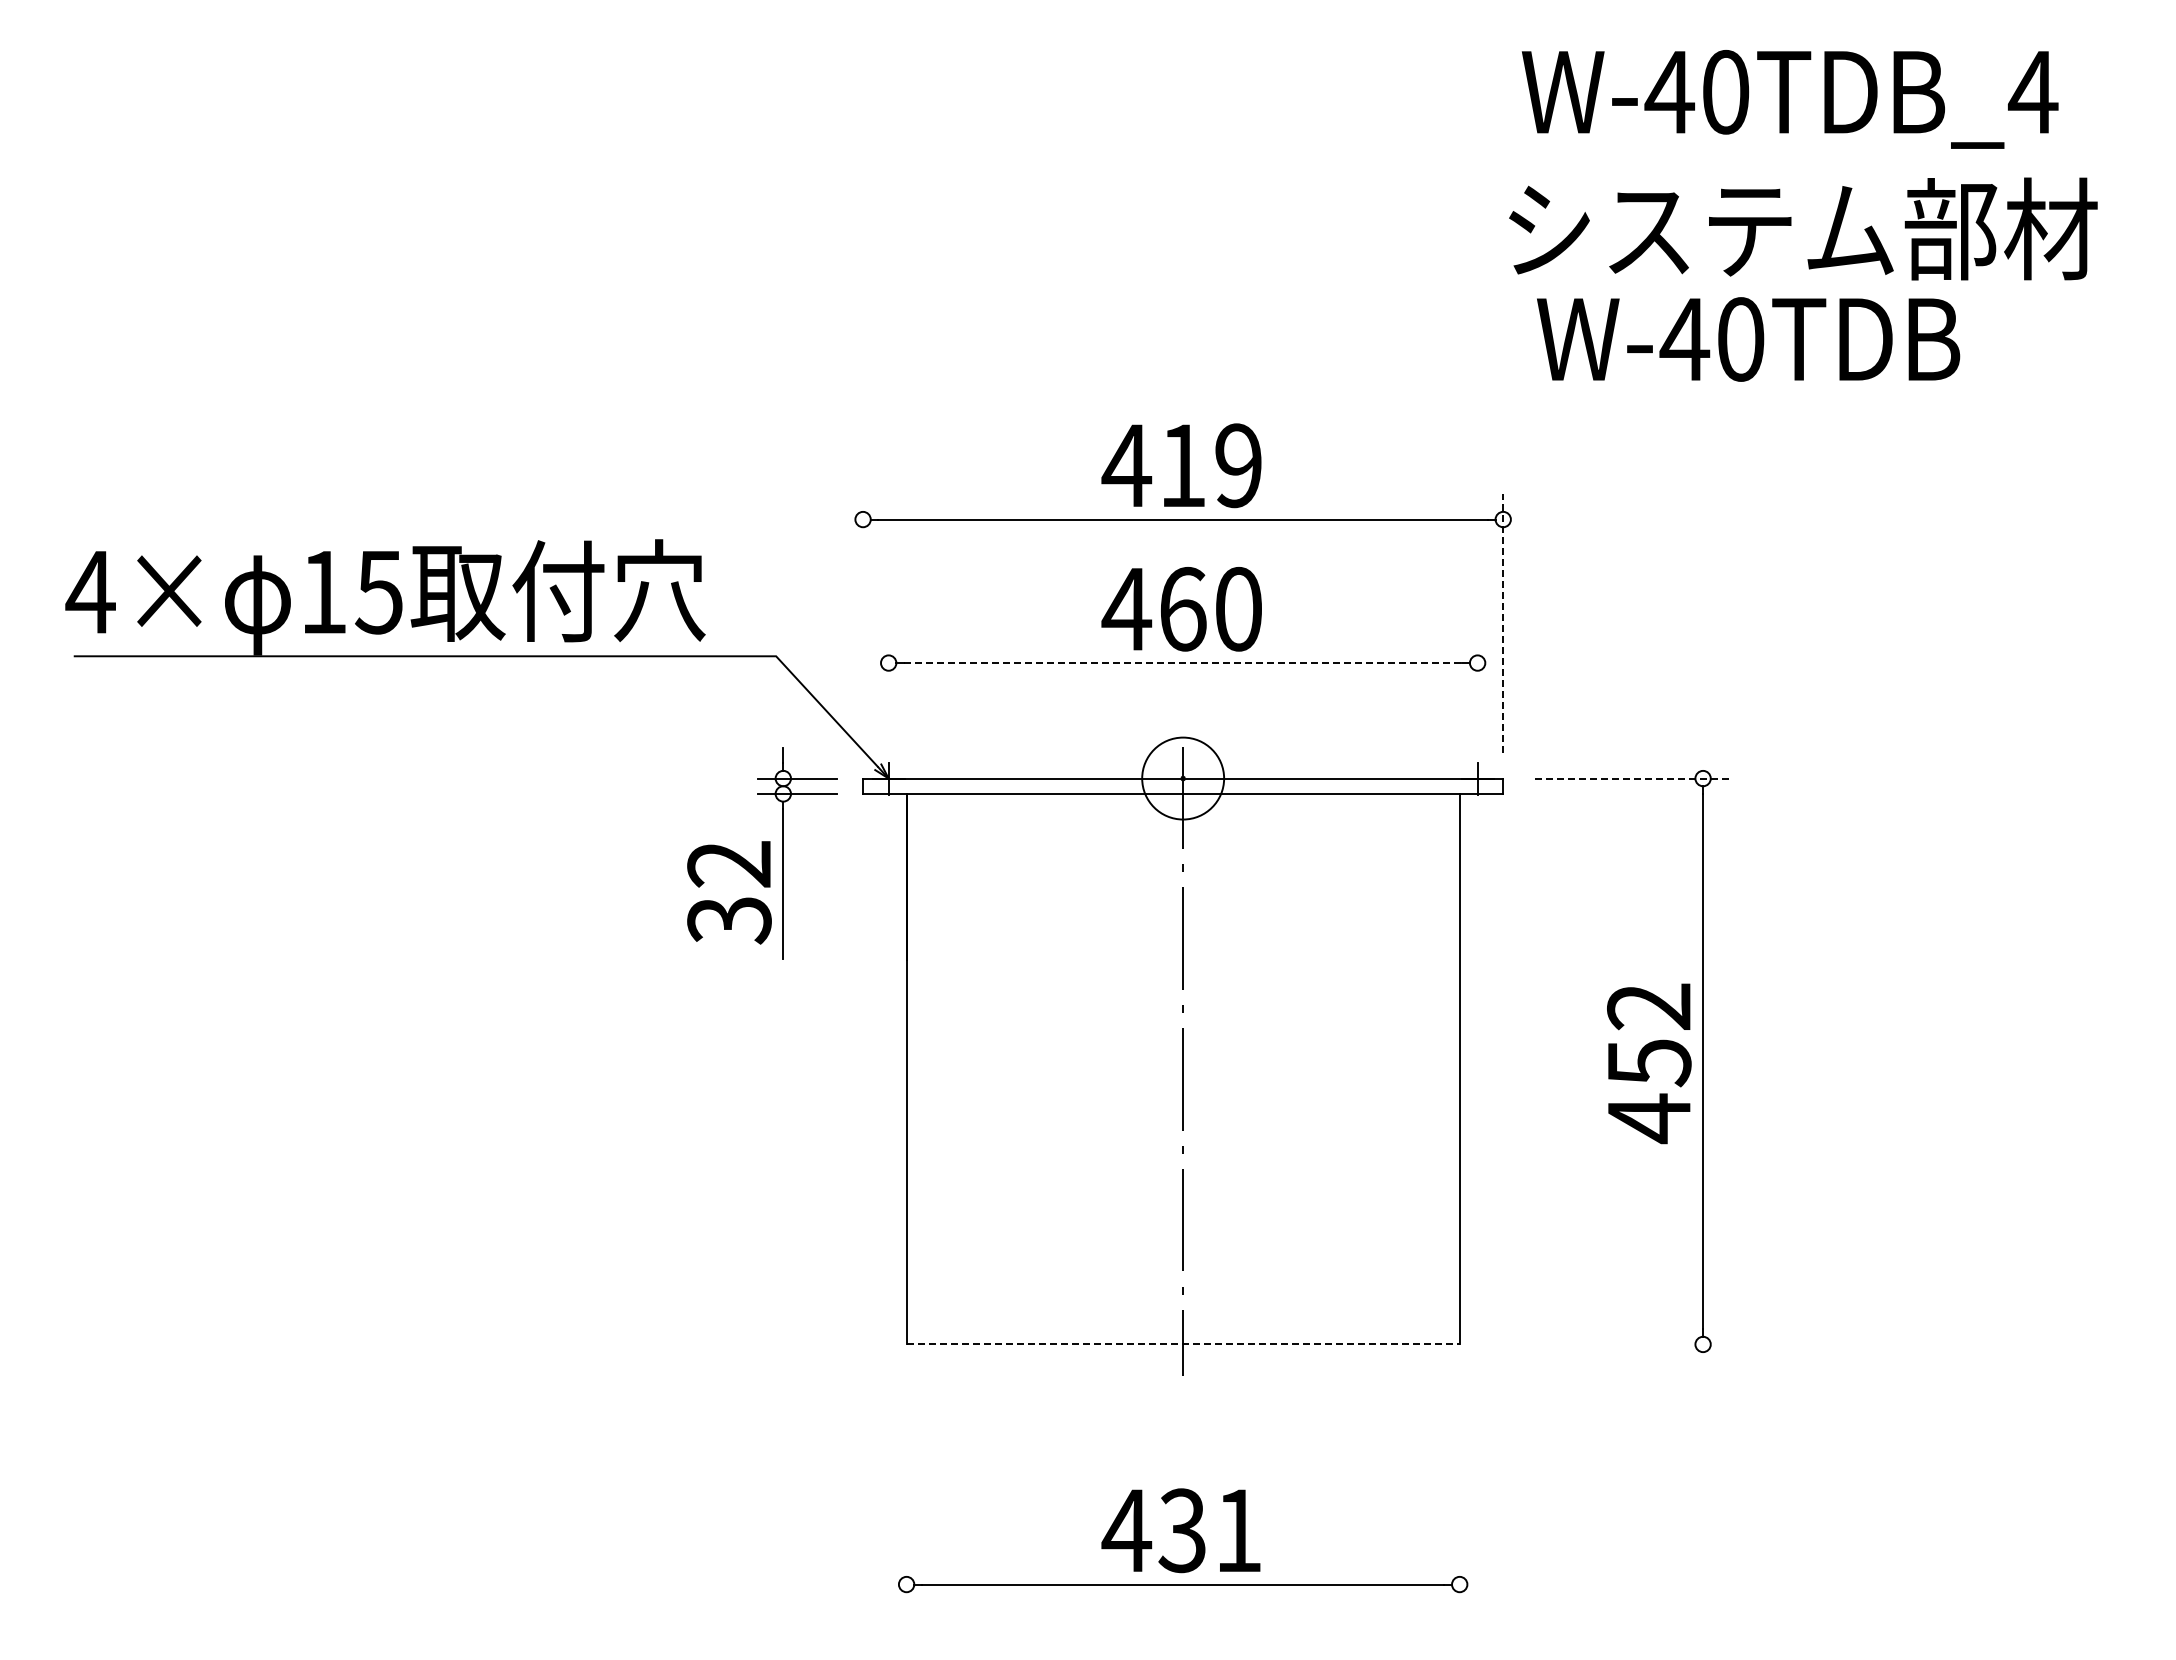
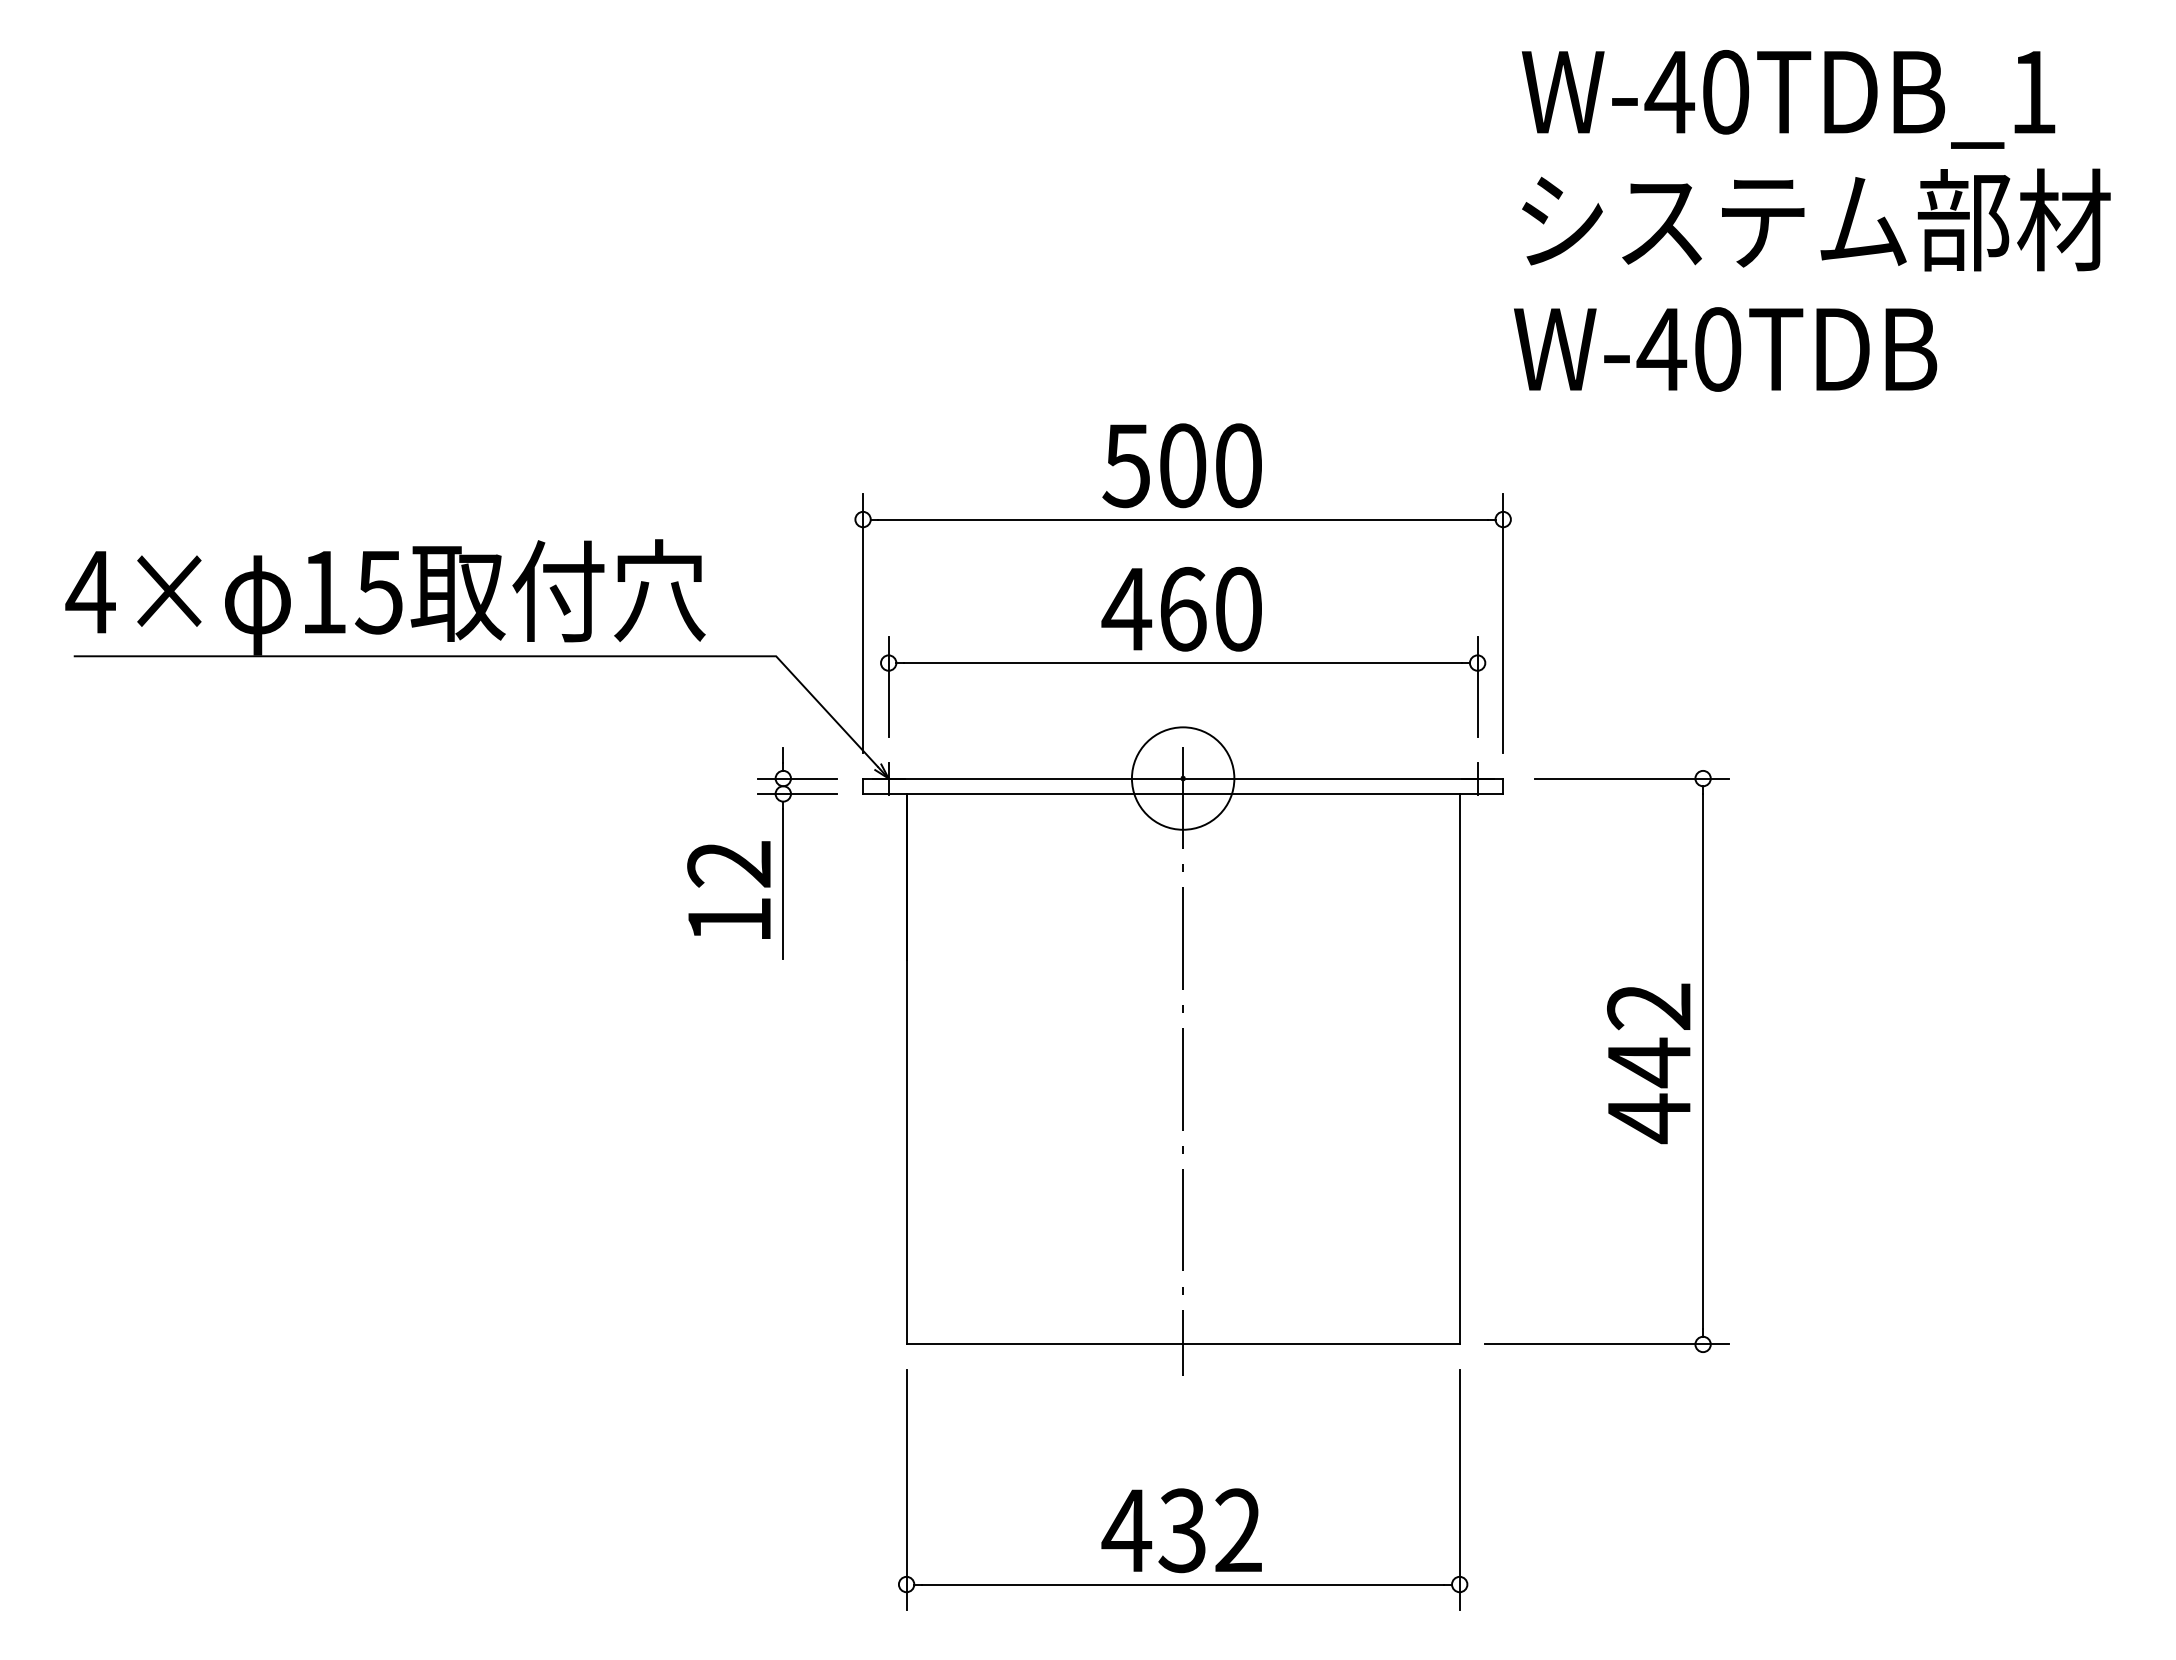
text: W-40TDB_4 -> W-40TDB_1 (2032, 92)
text position: (1803, 228) -> (1816, 219) (1816, 219)
text position: (1748, 339) -> (1725, 349) (1725, 349)
text: 419 -> 500 (1181, 465)
line: none -> present (863, 622)
line: dashed -> solid (1503, 623)
line: dashed -> solid (1183, 663)
line: none -> present (888, 686)
line: none -> present (1477, 686)
circle diameter: 82 px -> 102 px (1182, 778)
line: dashed -> solid (1631, 778)
text: 32 -> 12 (729, 920)
text: 452 -> 442 (1649, 1062)
line: dashed -> solid (1183, 1344)
line: none -> present (1606, 1344)
line: none -> present (906, 1490)
line: none -> present (1459, 1490)
text: 431 -> 432 (1238, 1529)
